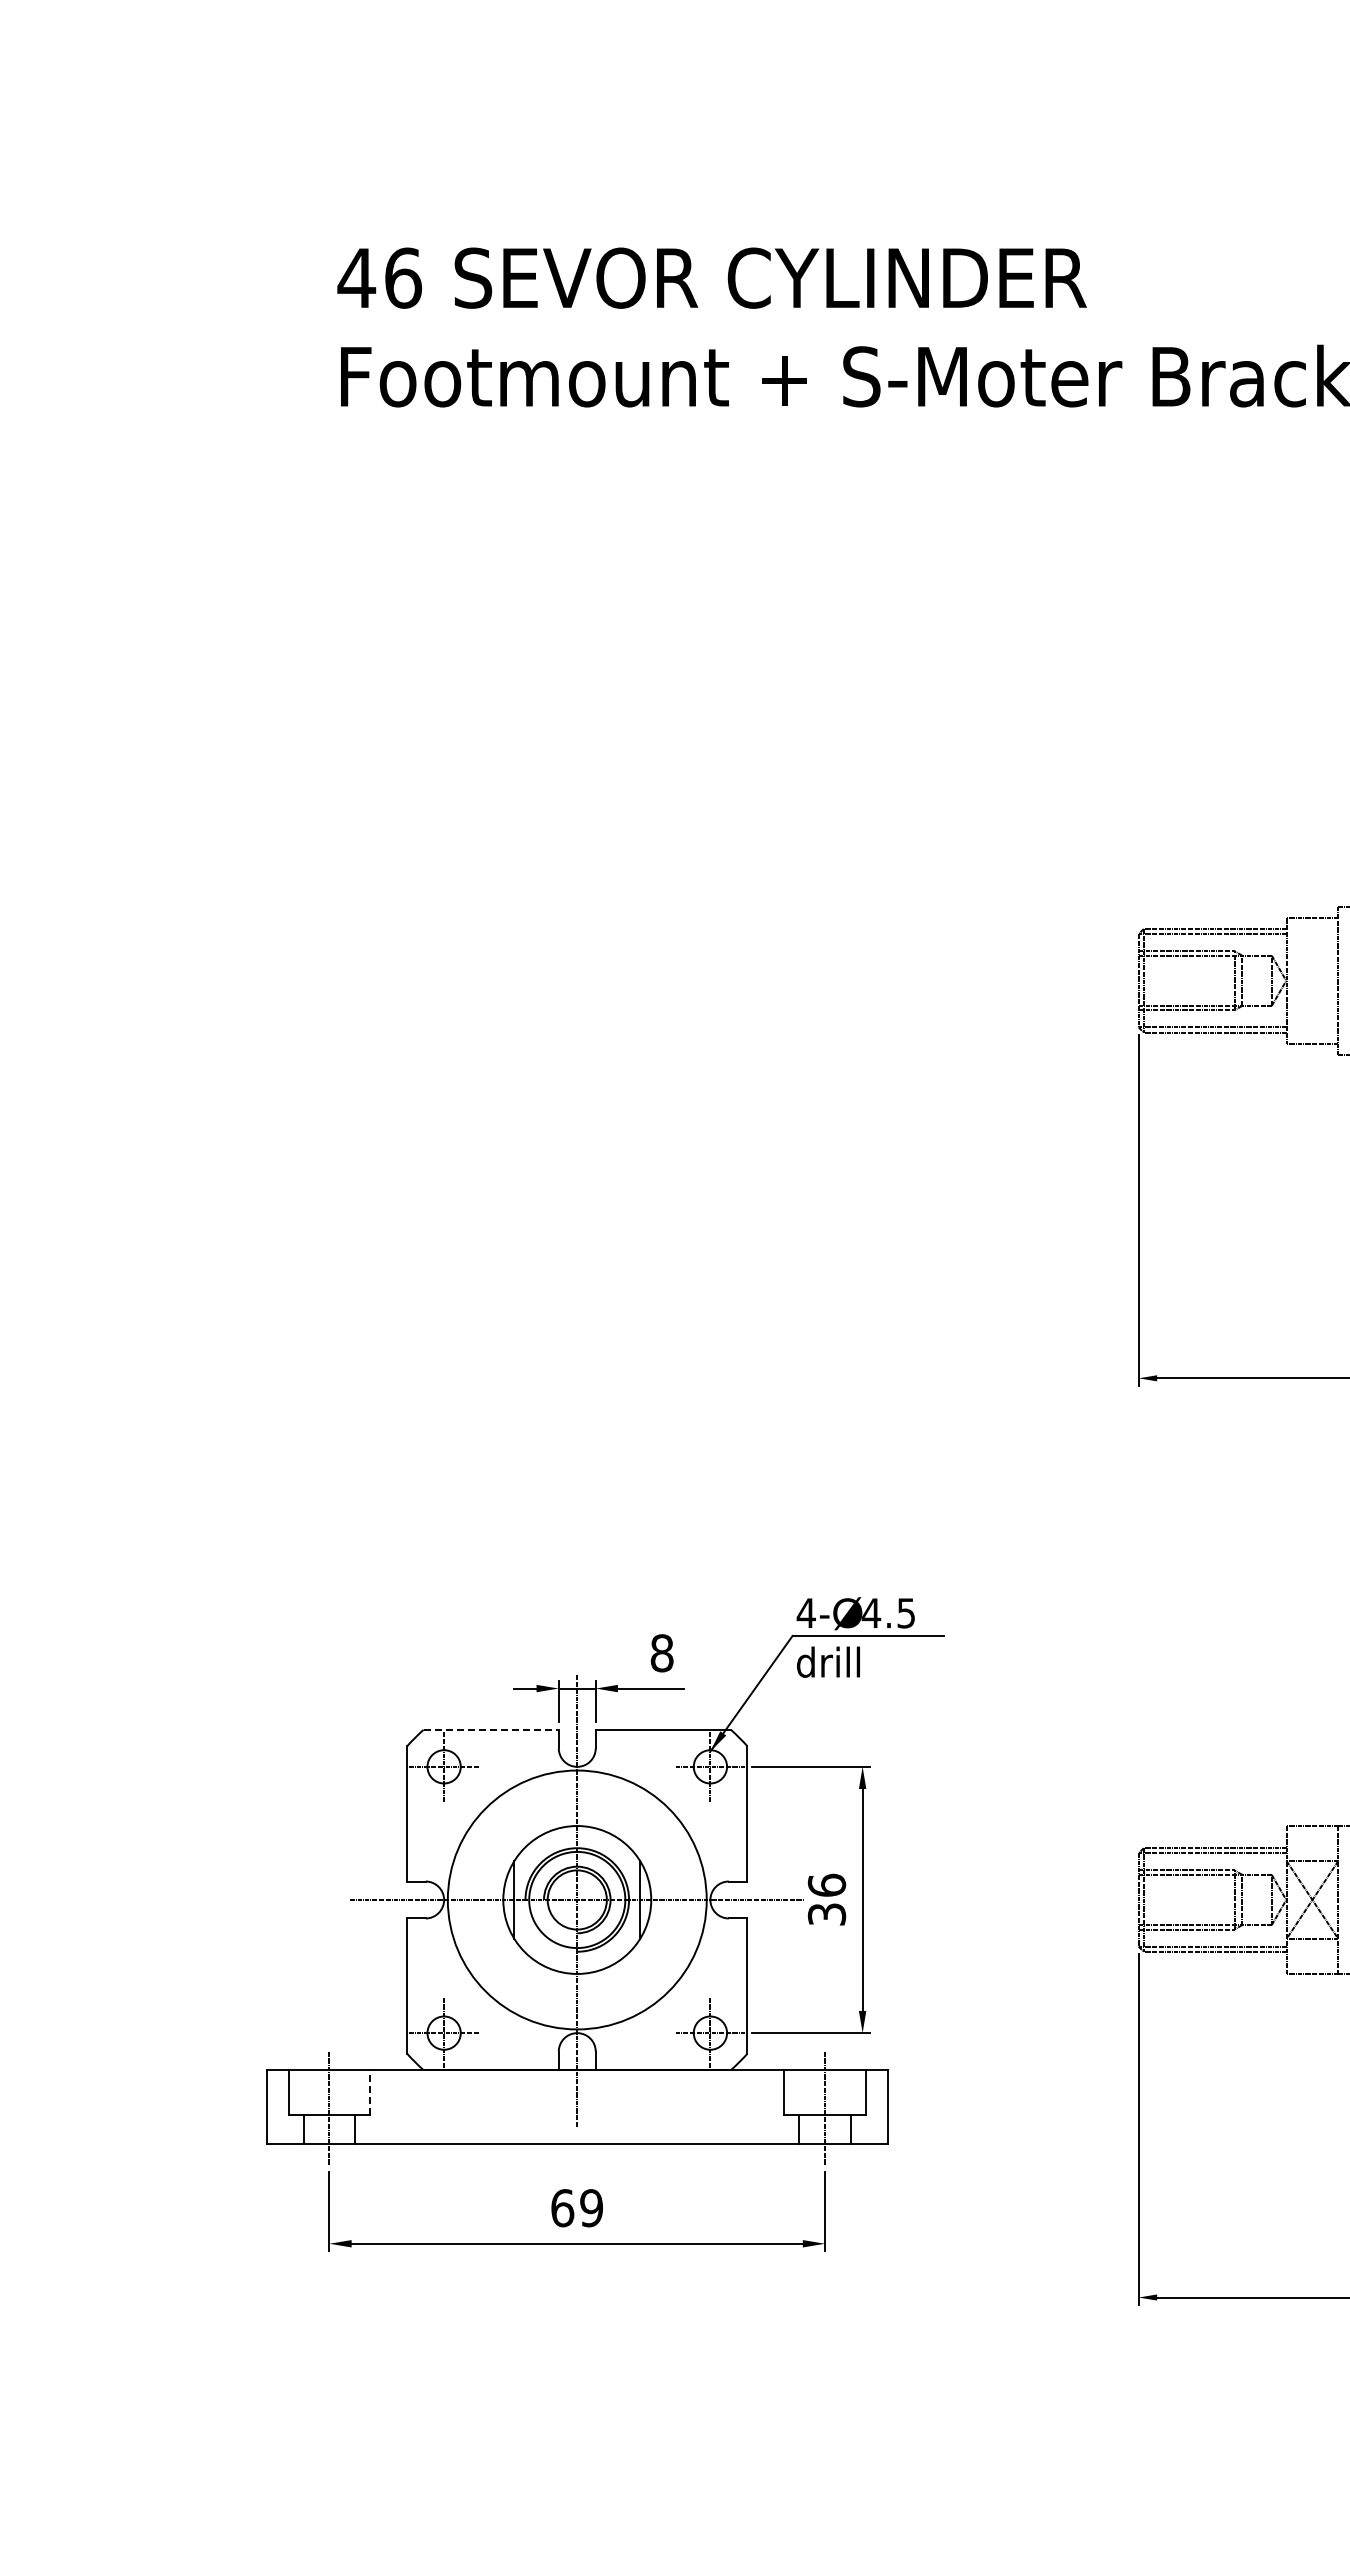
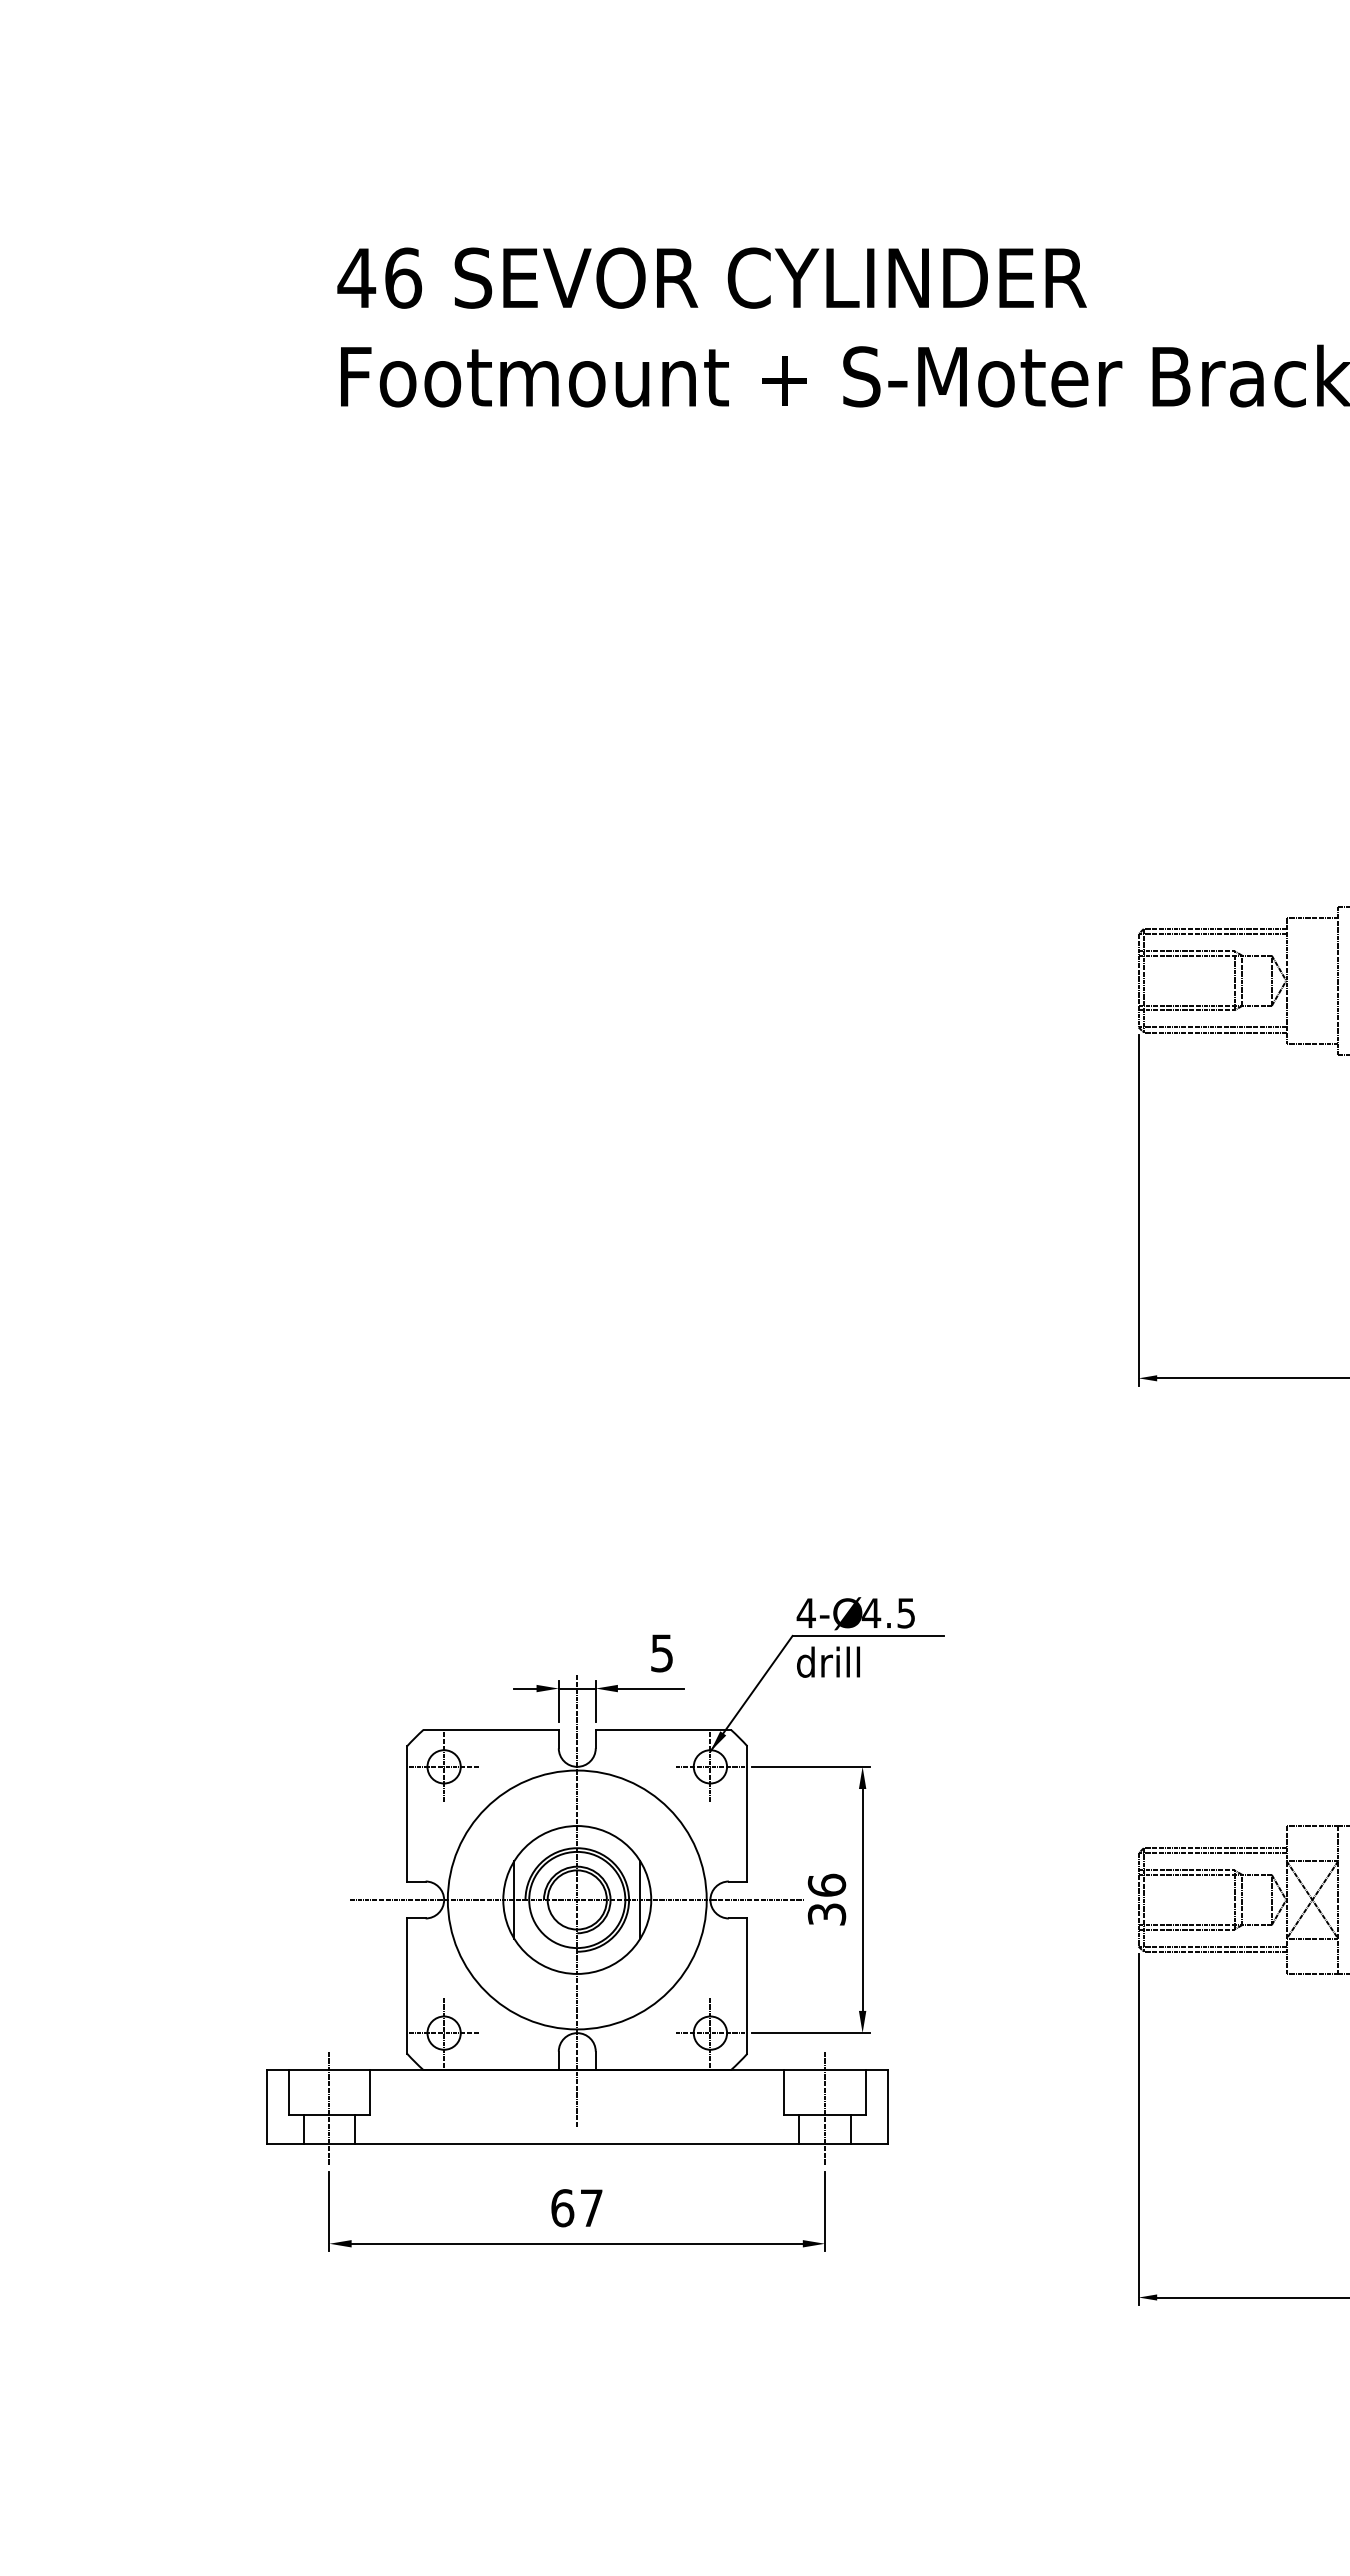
text: 8 -> 5 (661, 1653)
line: dashed -> solid (491, 1729)
line: dashed -> solid (370, 2091)
text: 69 -> 67 (591, 2208)
